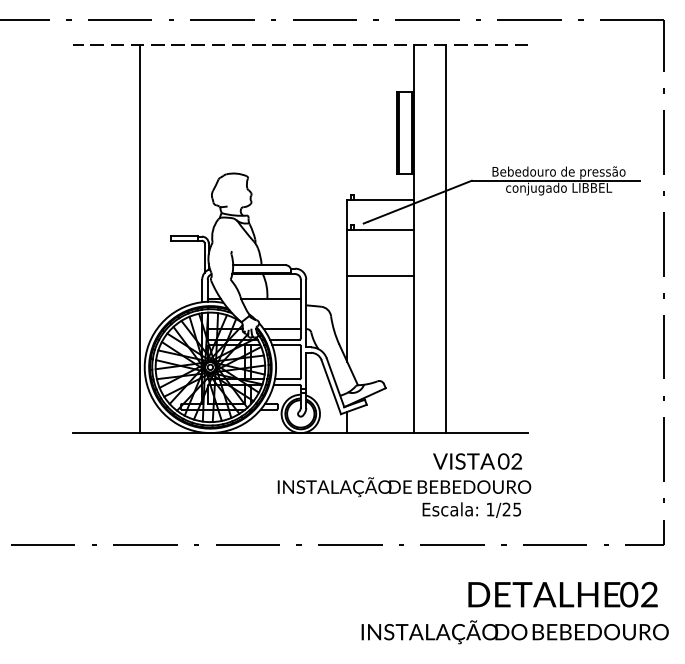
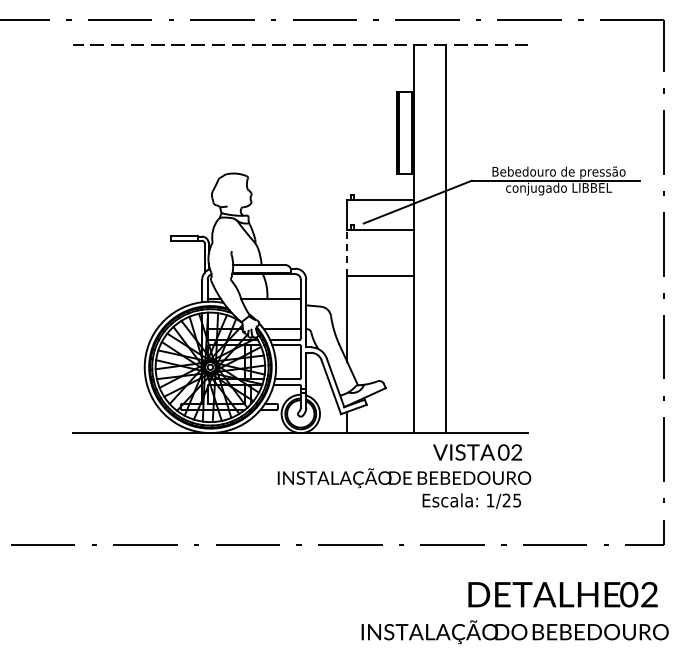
line: present -> none (140, 238)
line: solid -> dashed (347, 253)
text position: (404, 485) -> (404, 476) (404, 476)
